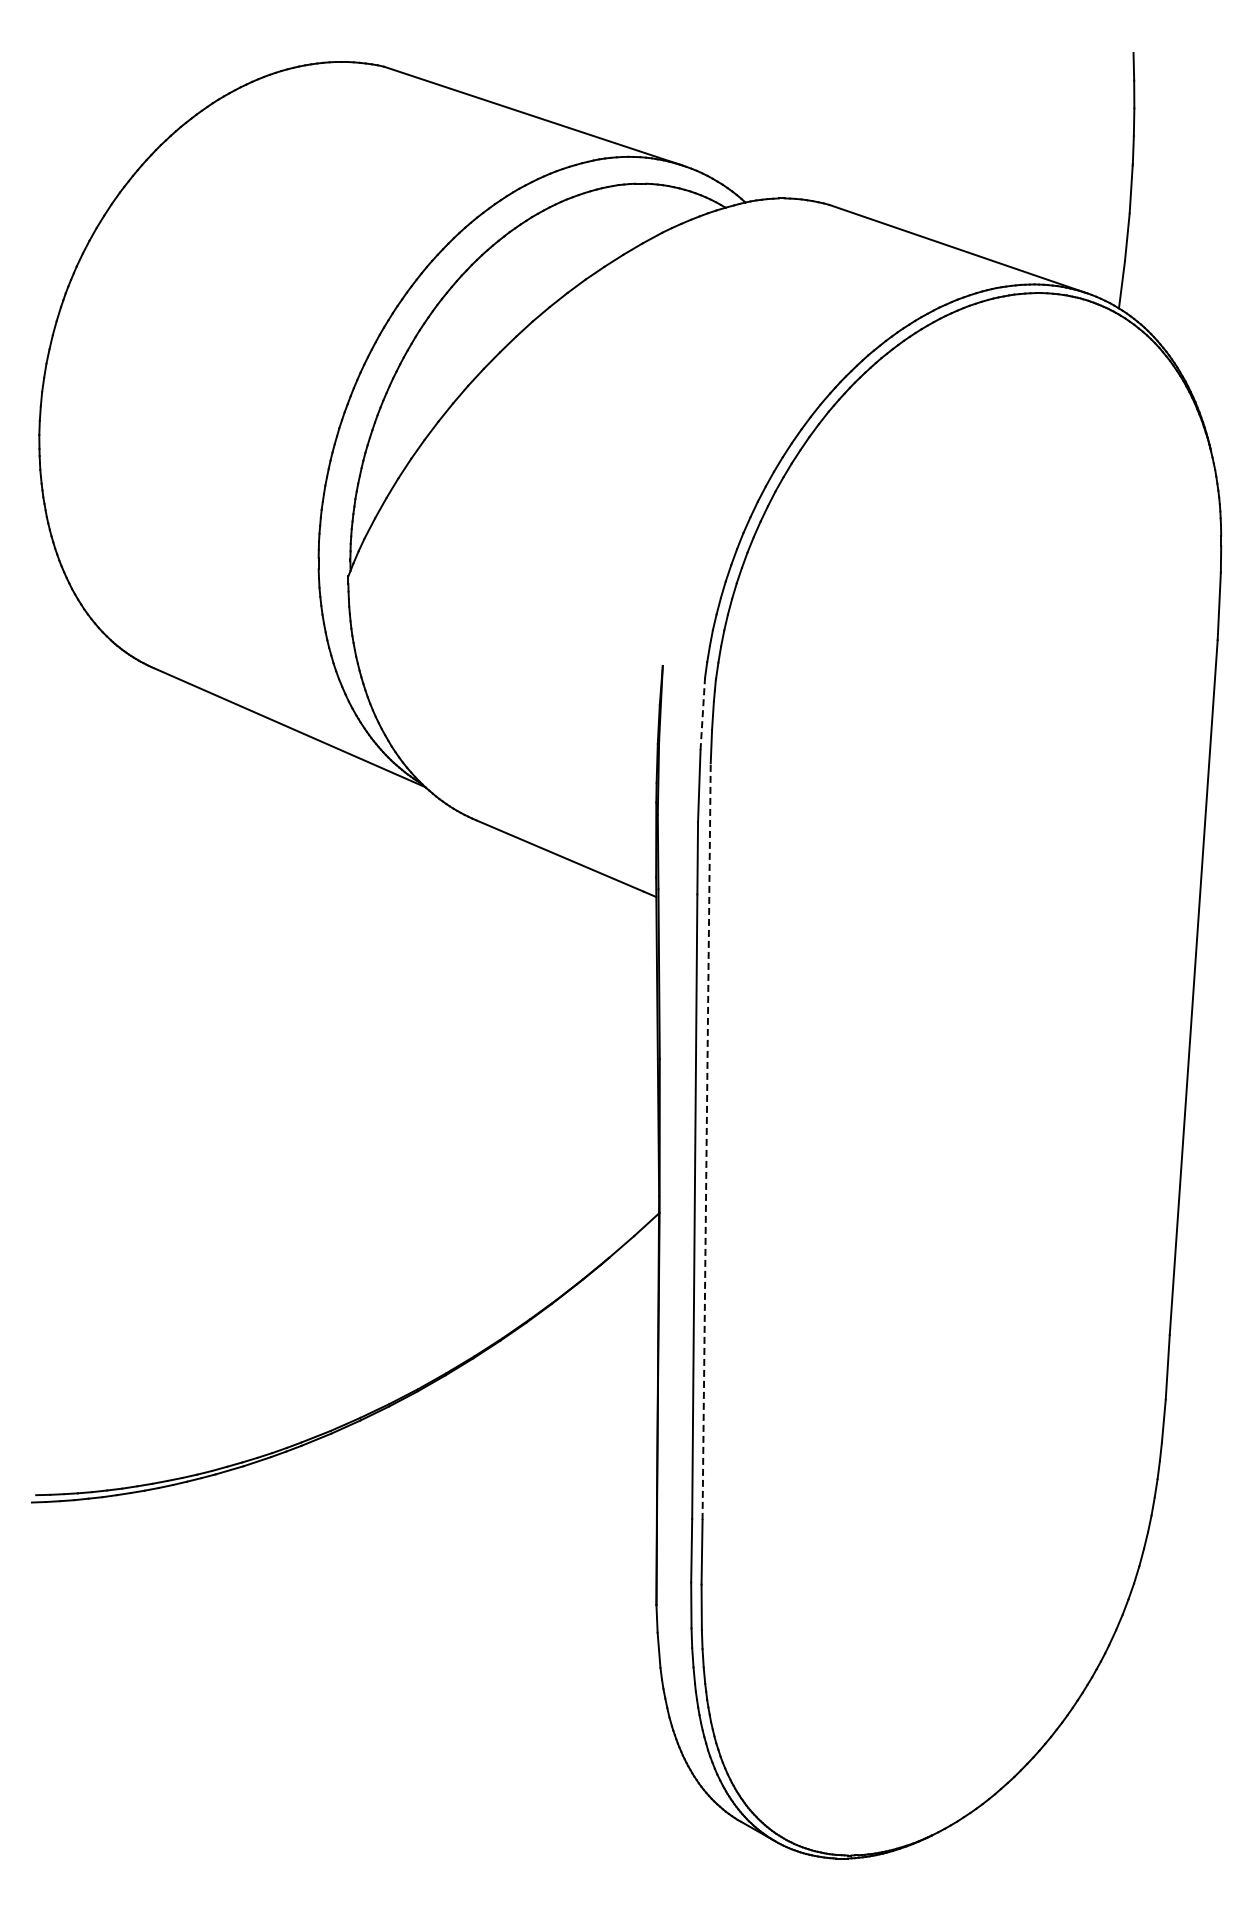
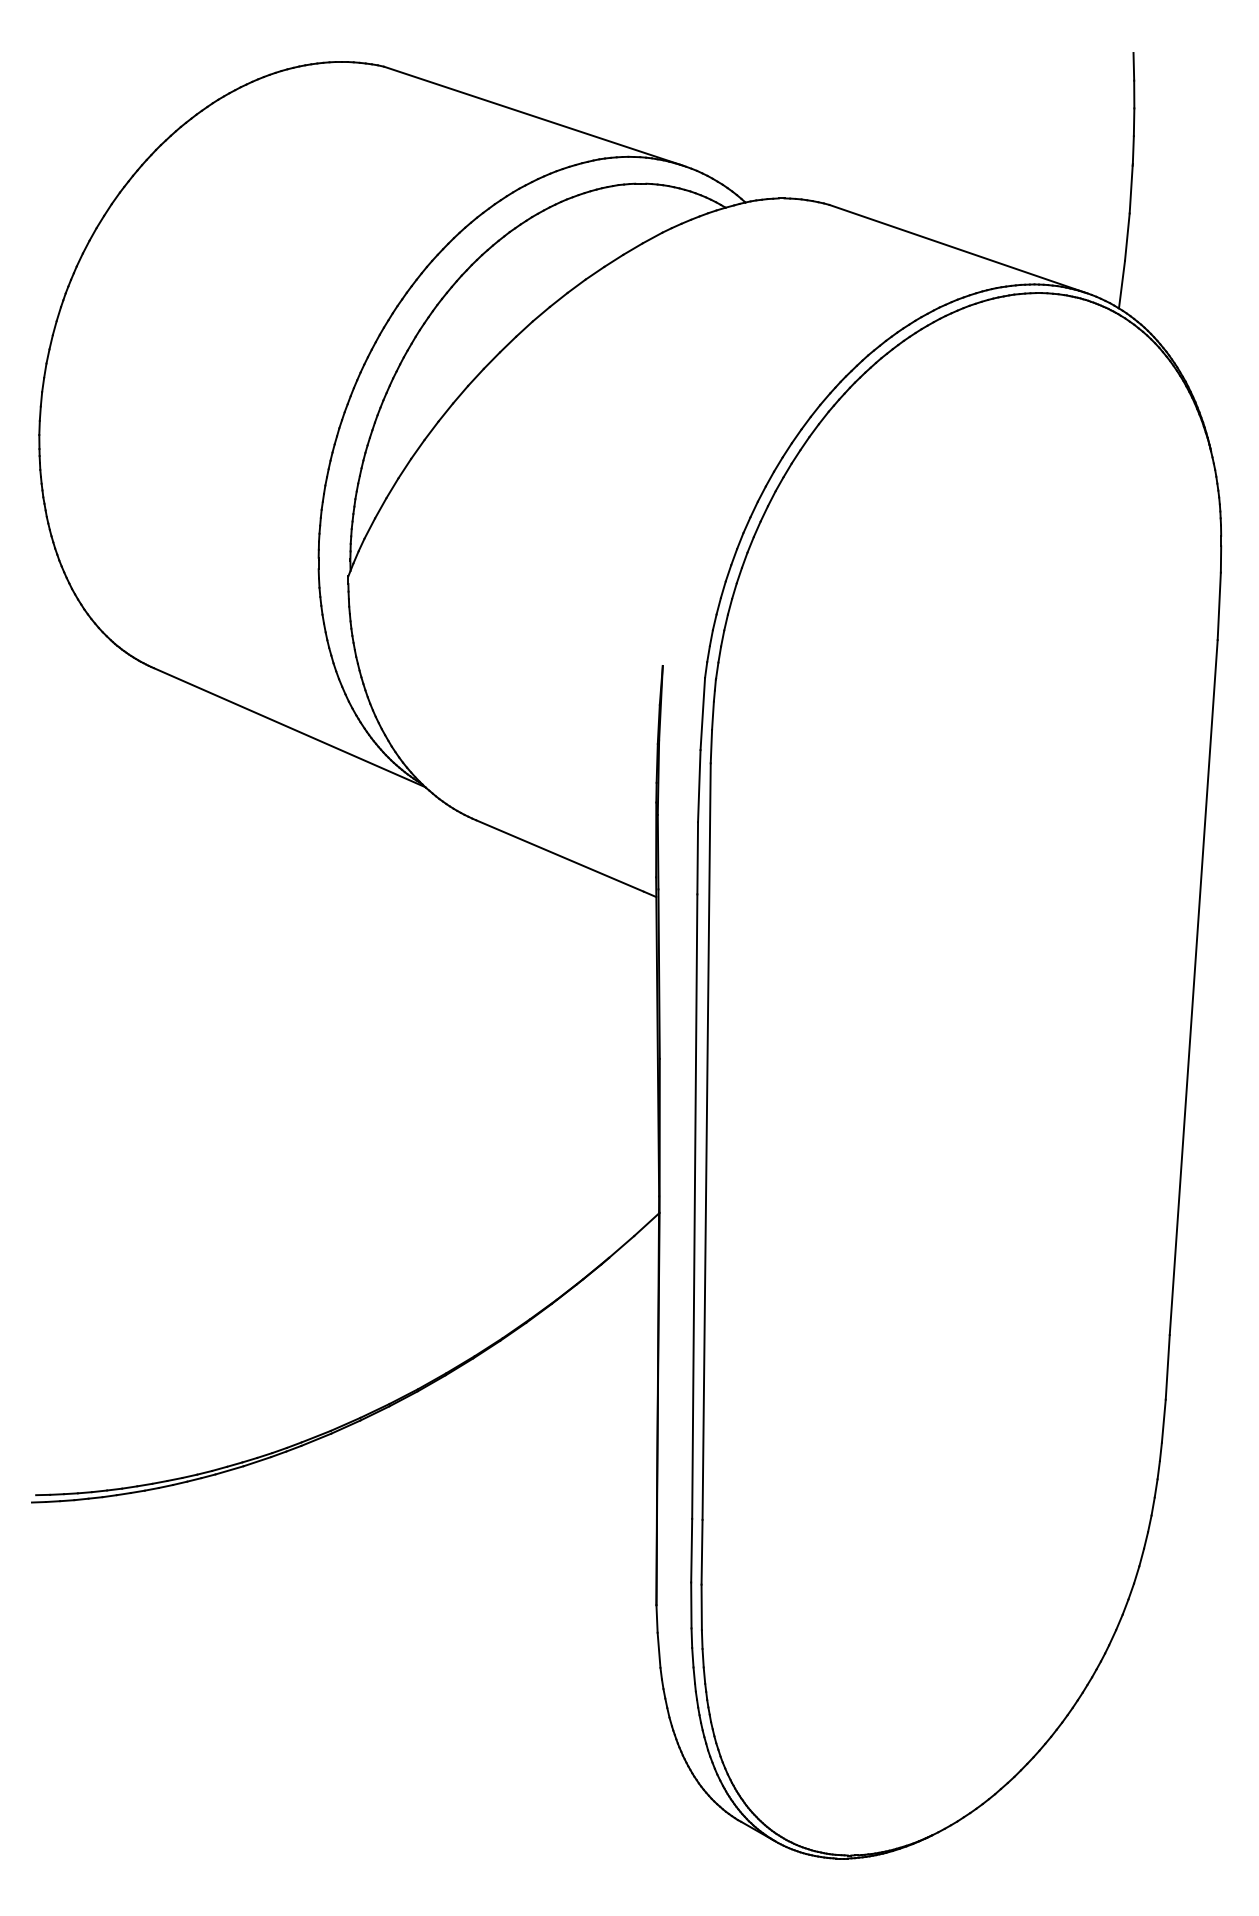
line: dashed -> solid (702, 713)
line: dashed -> solid (706, 1141)
